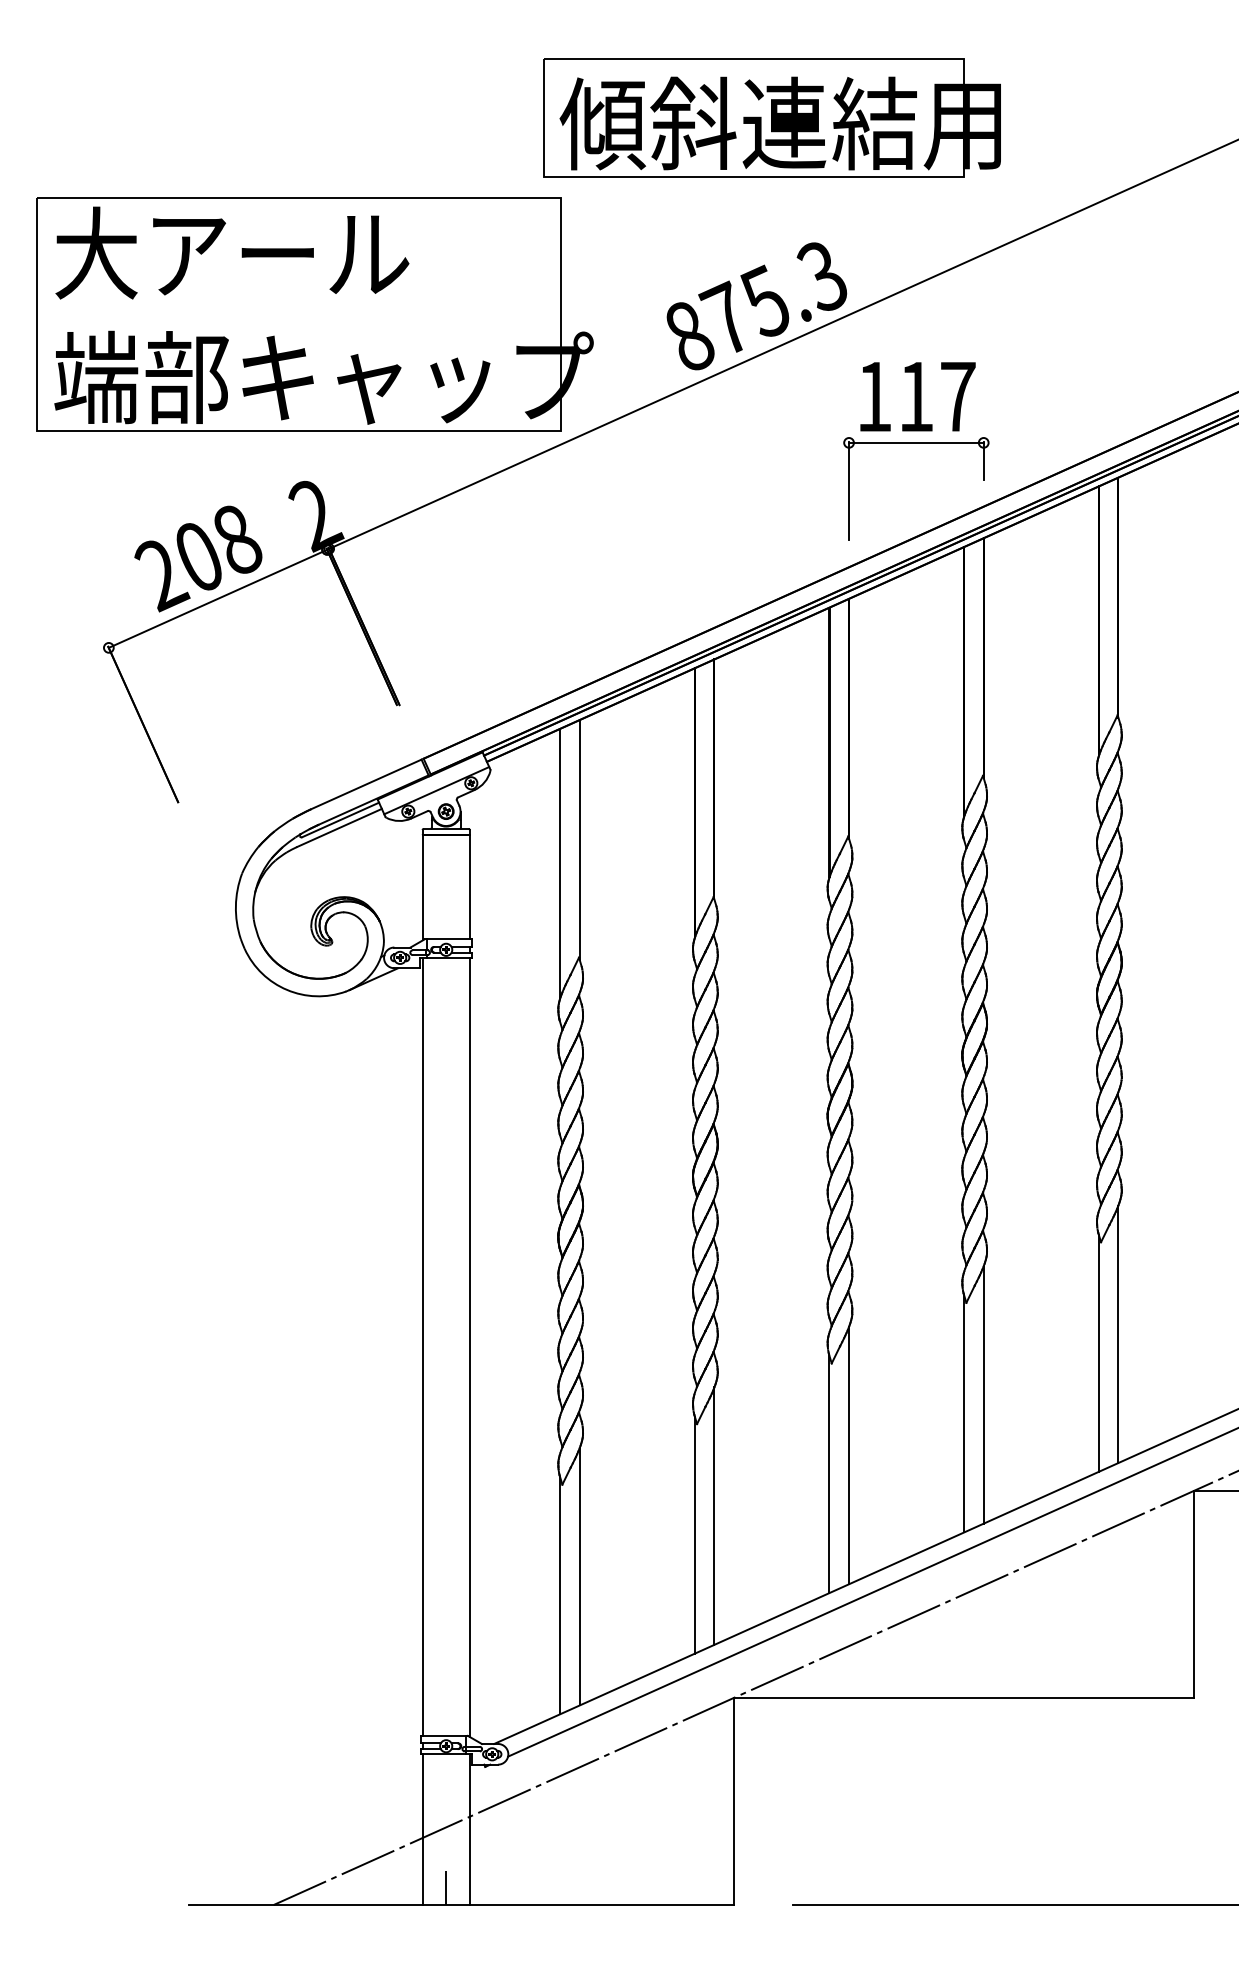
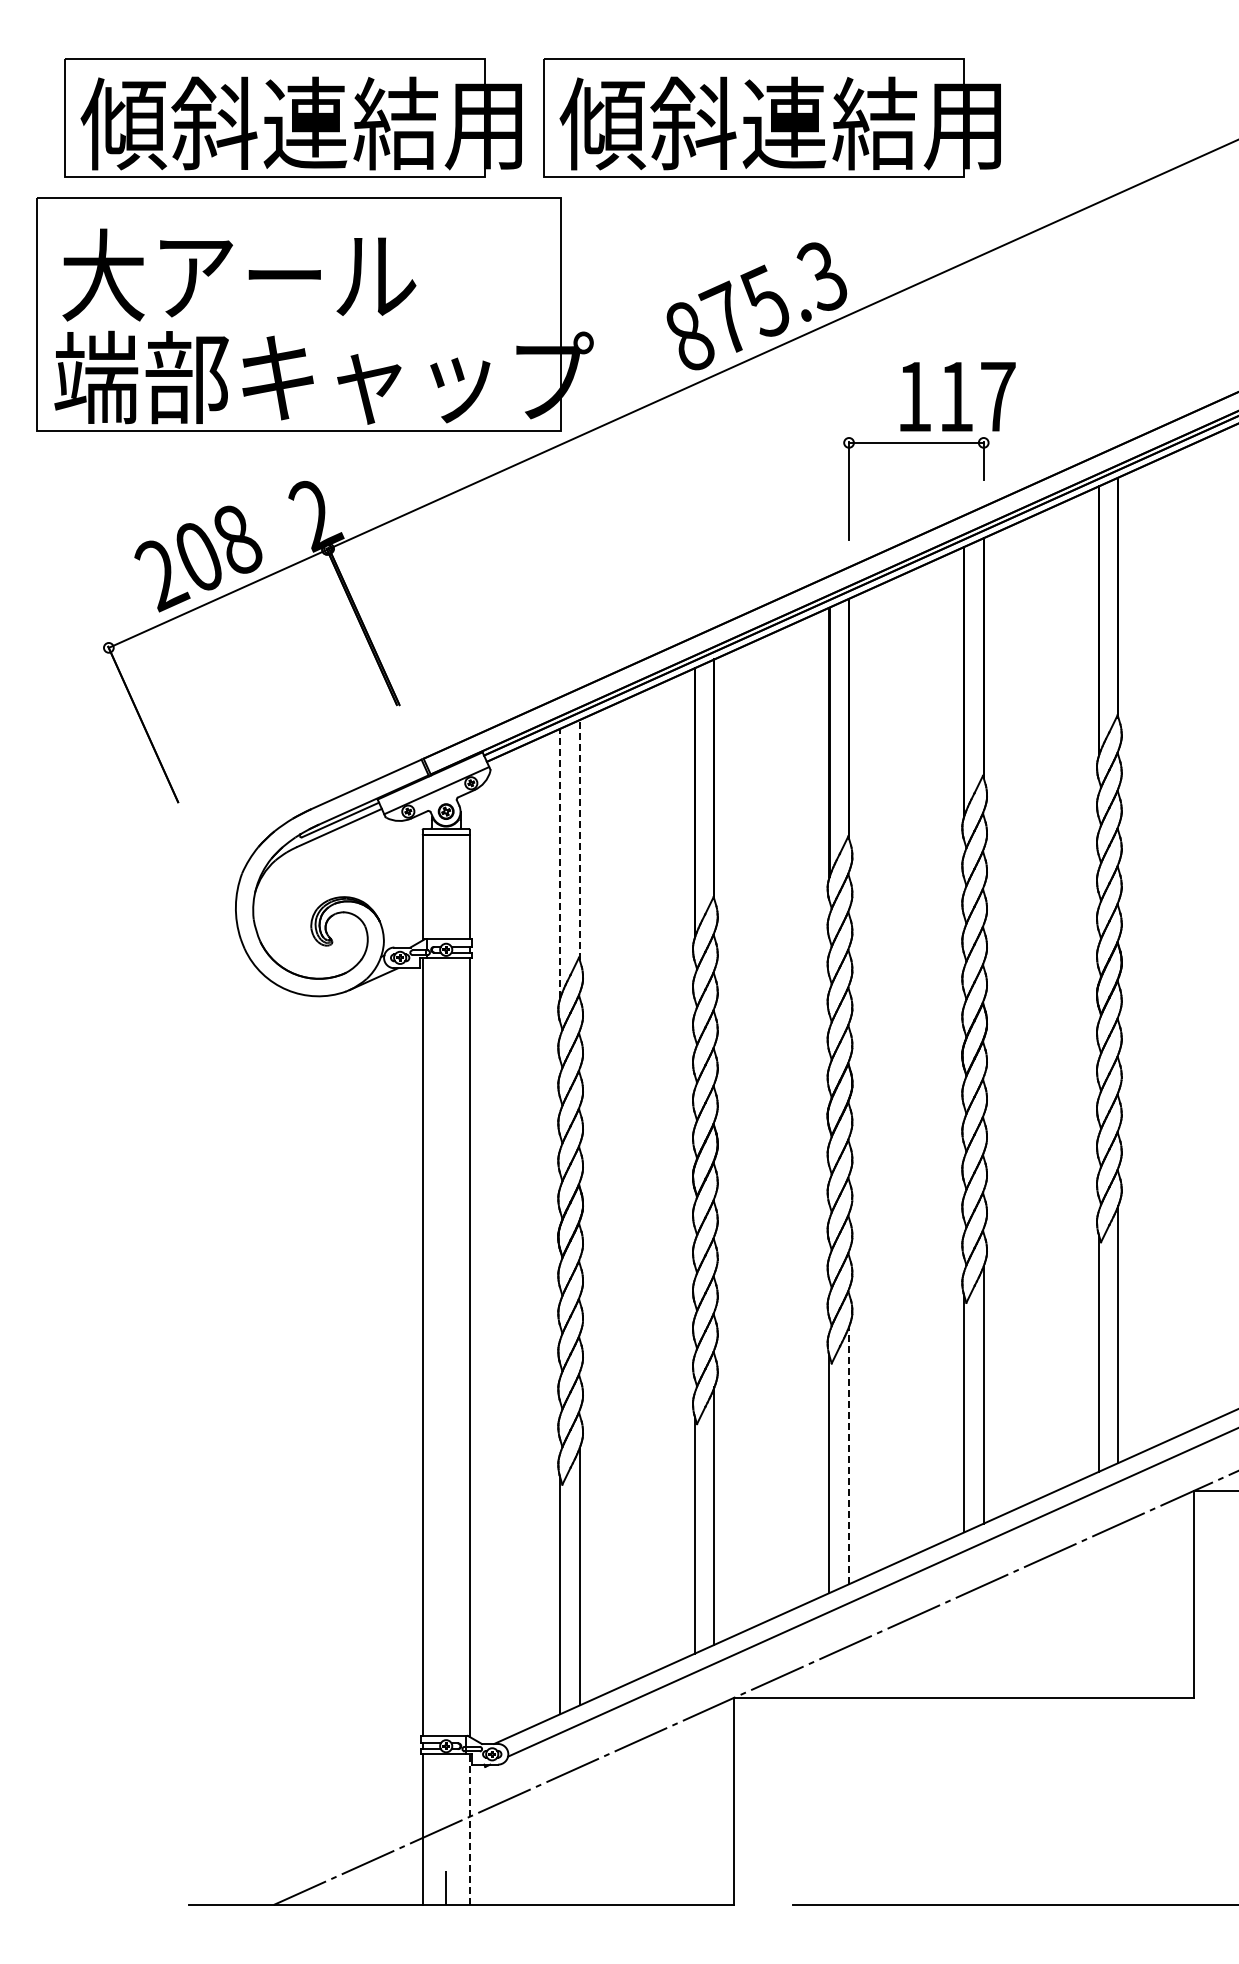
part: none -> present (292, 117)
text position: (232, 252) -> (239, 274) (239, 274)
text position: (917, 396) -> (957, 396) (957, 396)
line: solid -> dashed (579, 840)
line: solid -> dashed (560, 862)
line: solid -> dashed (849, 1455)
line: solid -> dashed (469, 1829)
